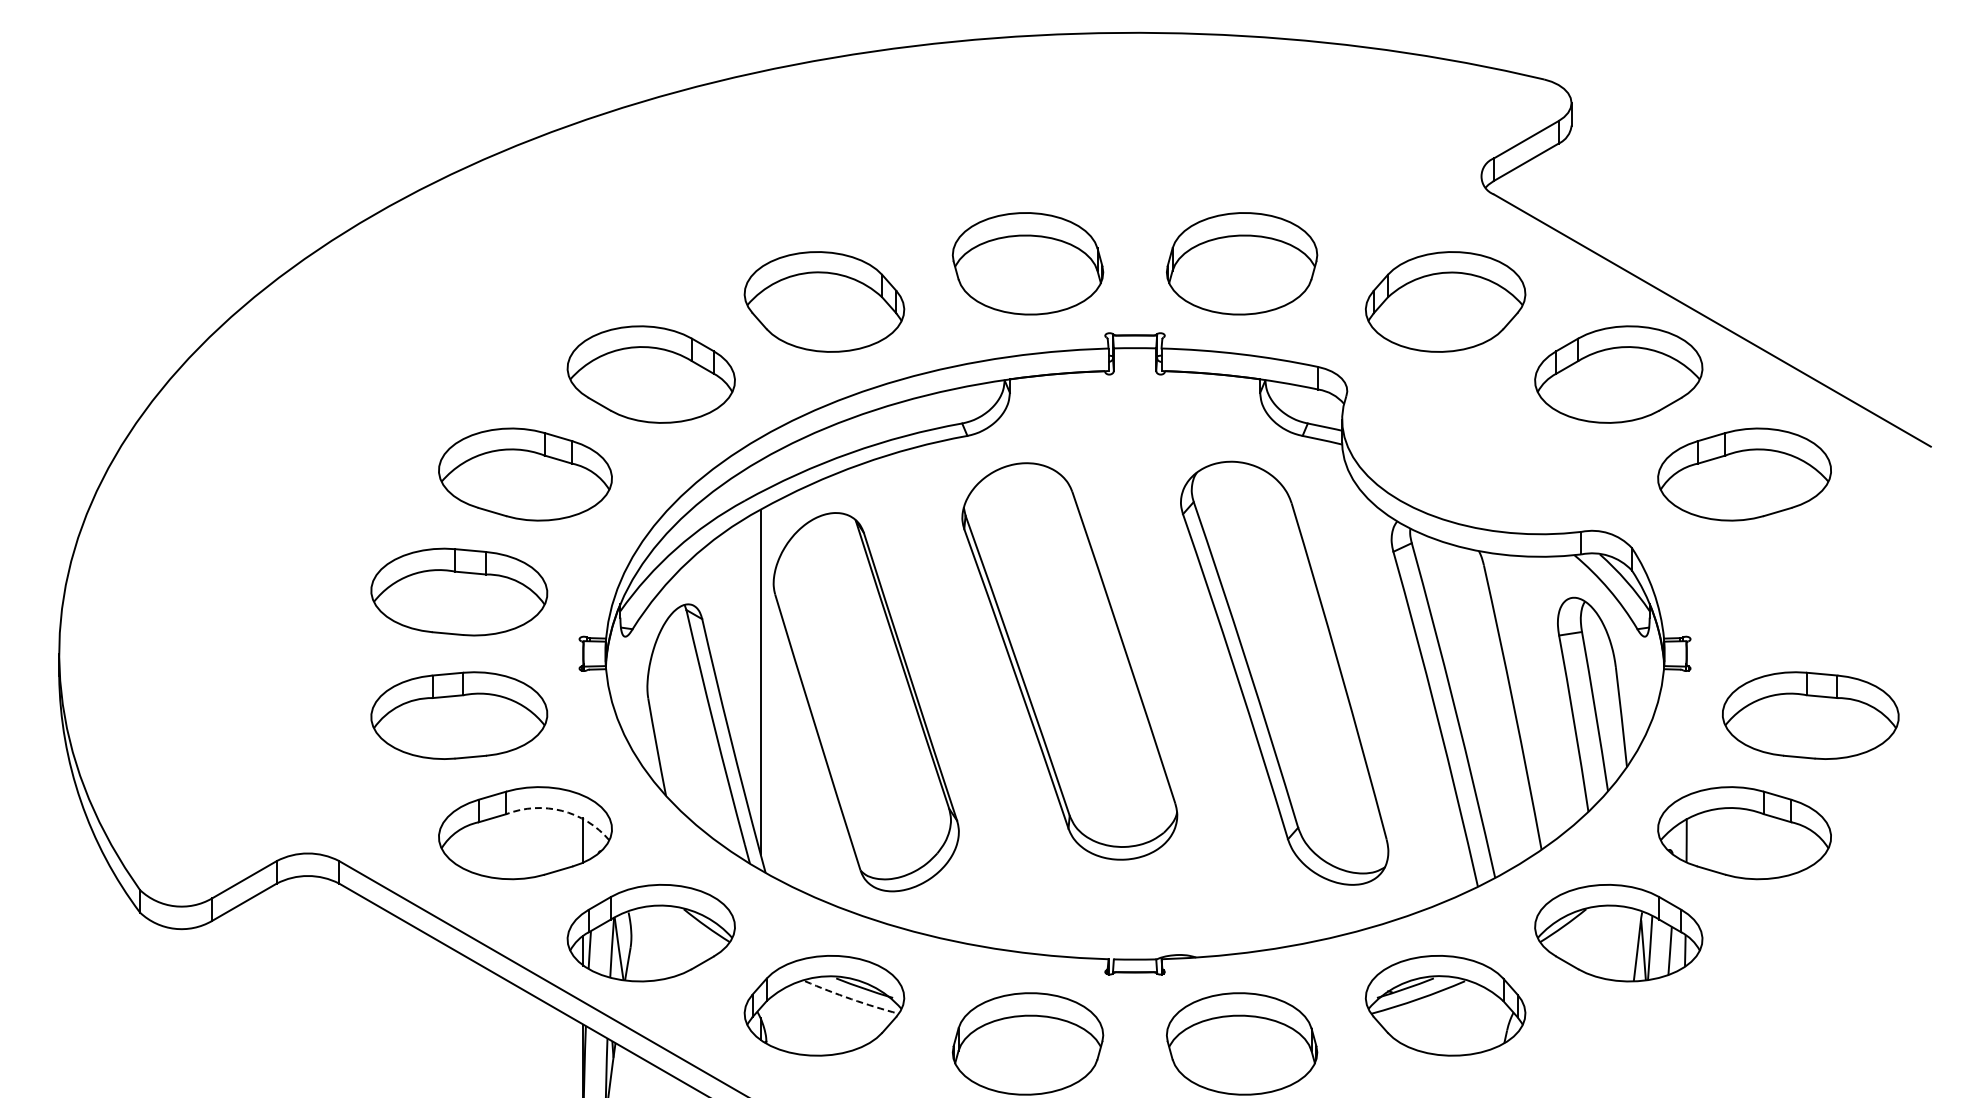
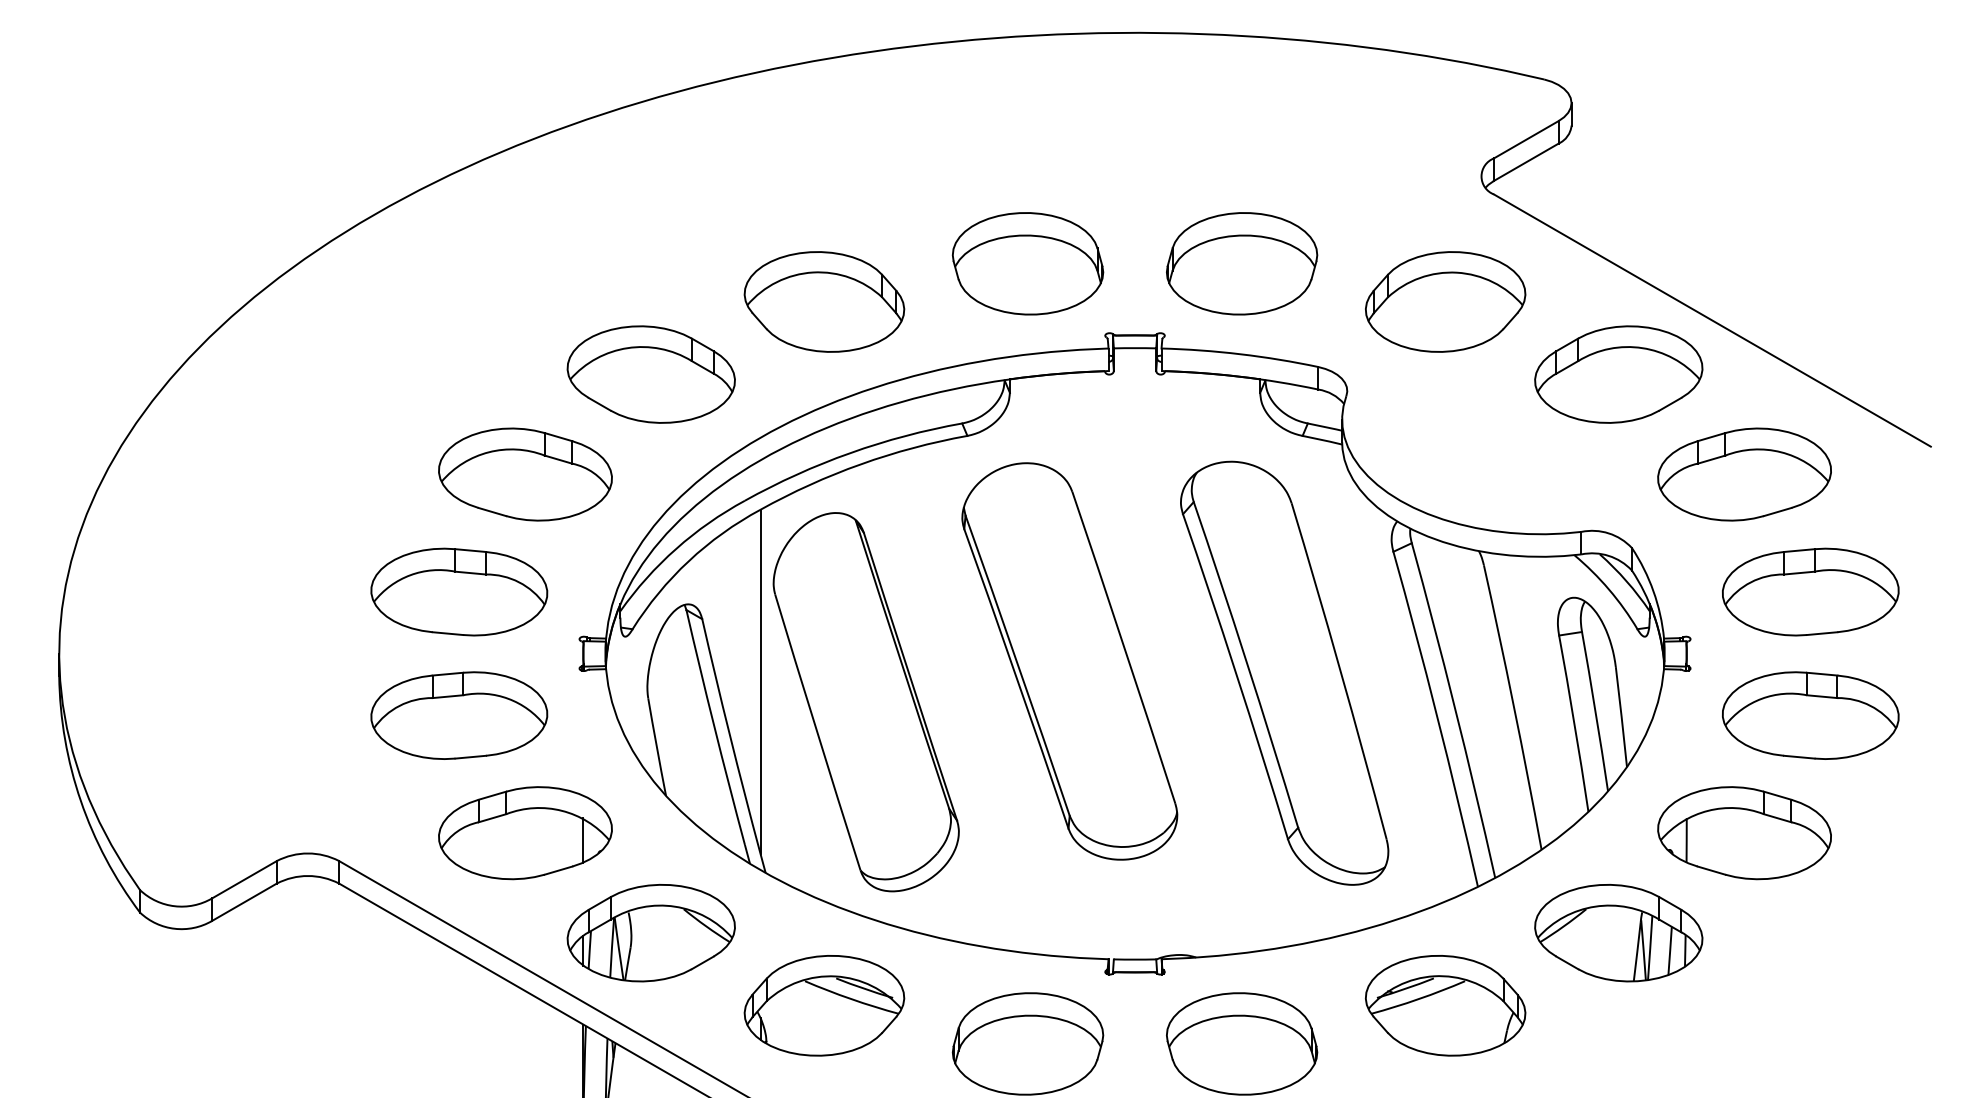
part: none -> present (1810, 591)
arc: dashed -> solid (561, 810)
arc: dashed -> solid (851, 999)
